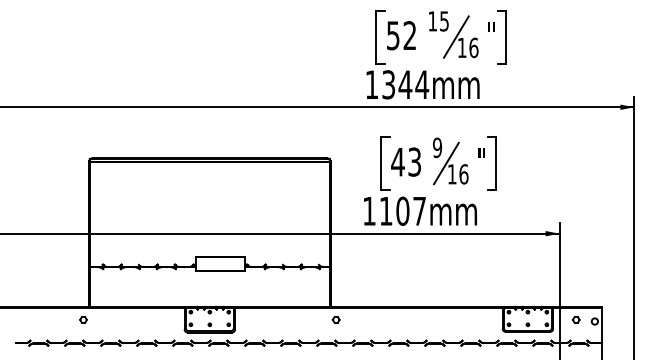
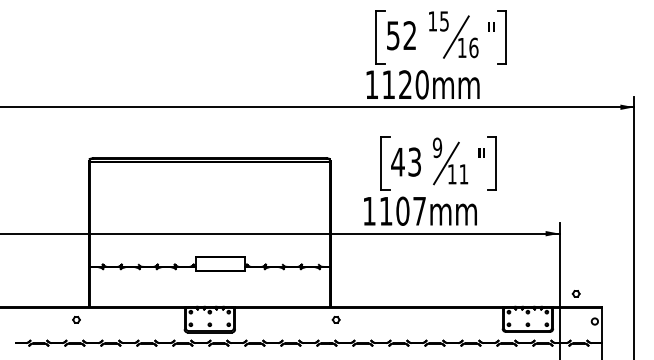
text: 1344mm -> 1120mm (405, 84)
text: 16 -> 11 (463, 174)
part position: (83, 319) -> (76, 319) (76, 319)
part position: (575, 319) -> (575, 293) (575, 293)
